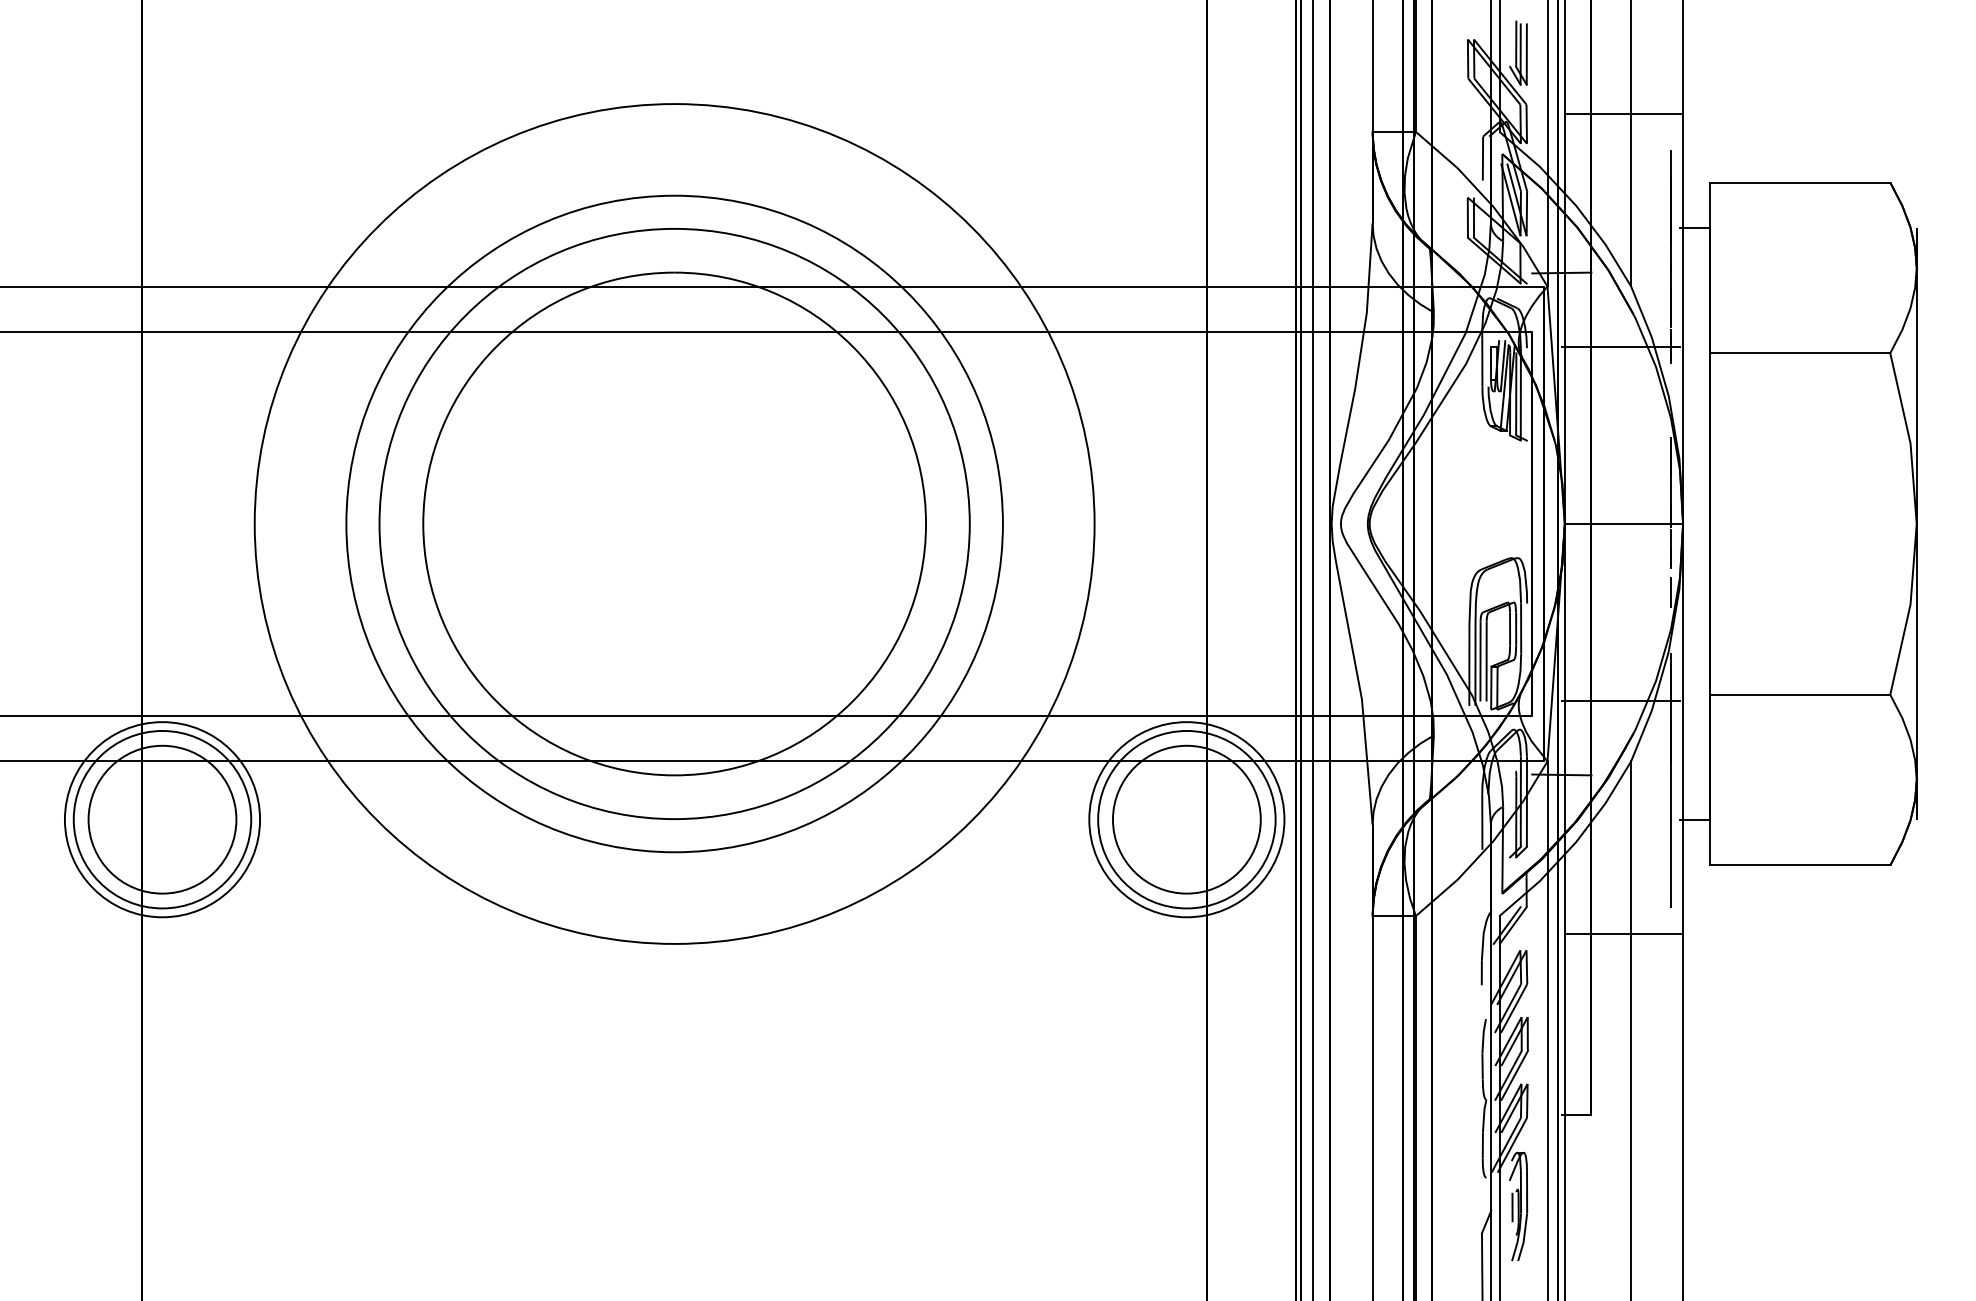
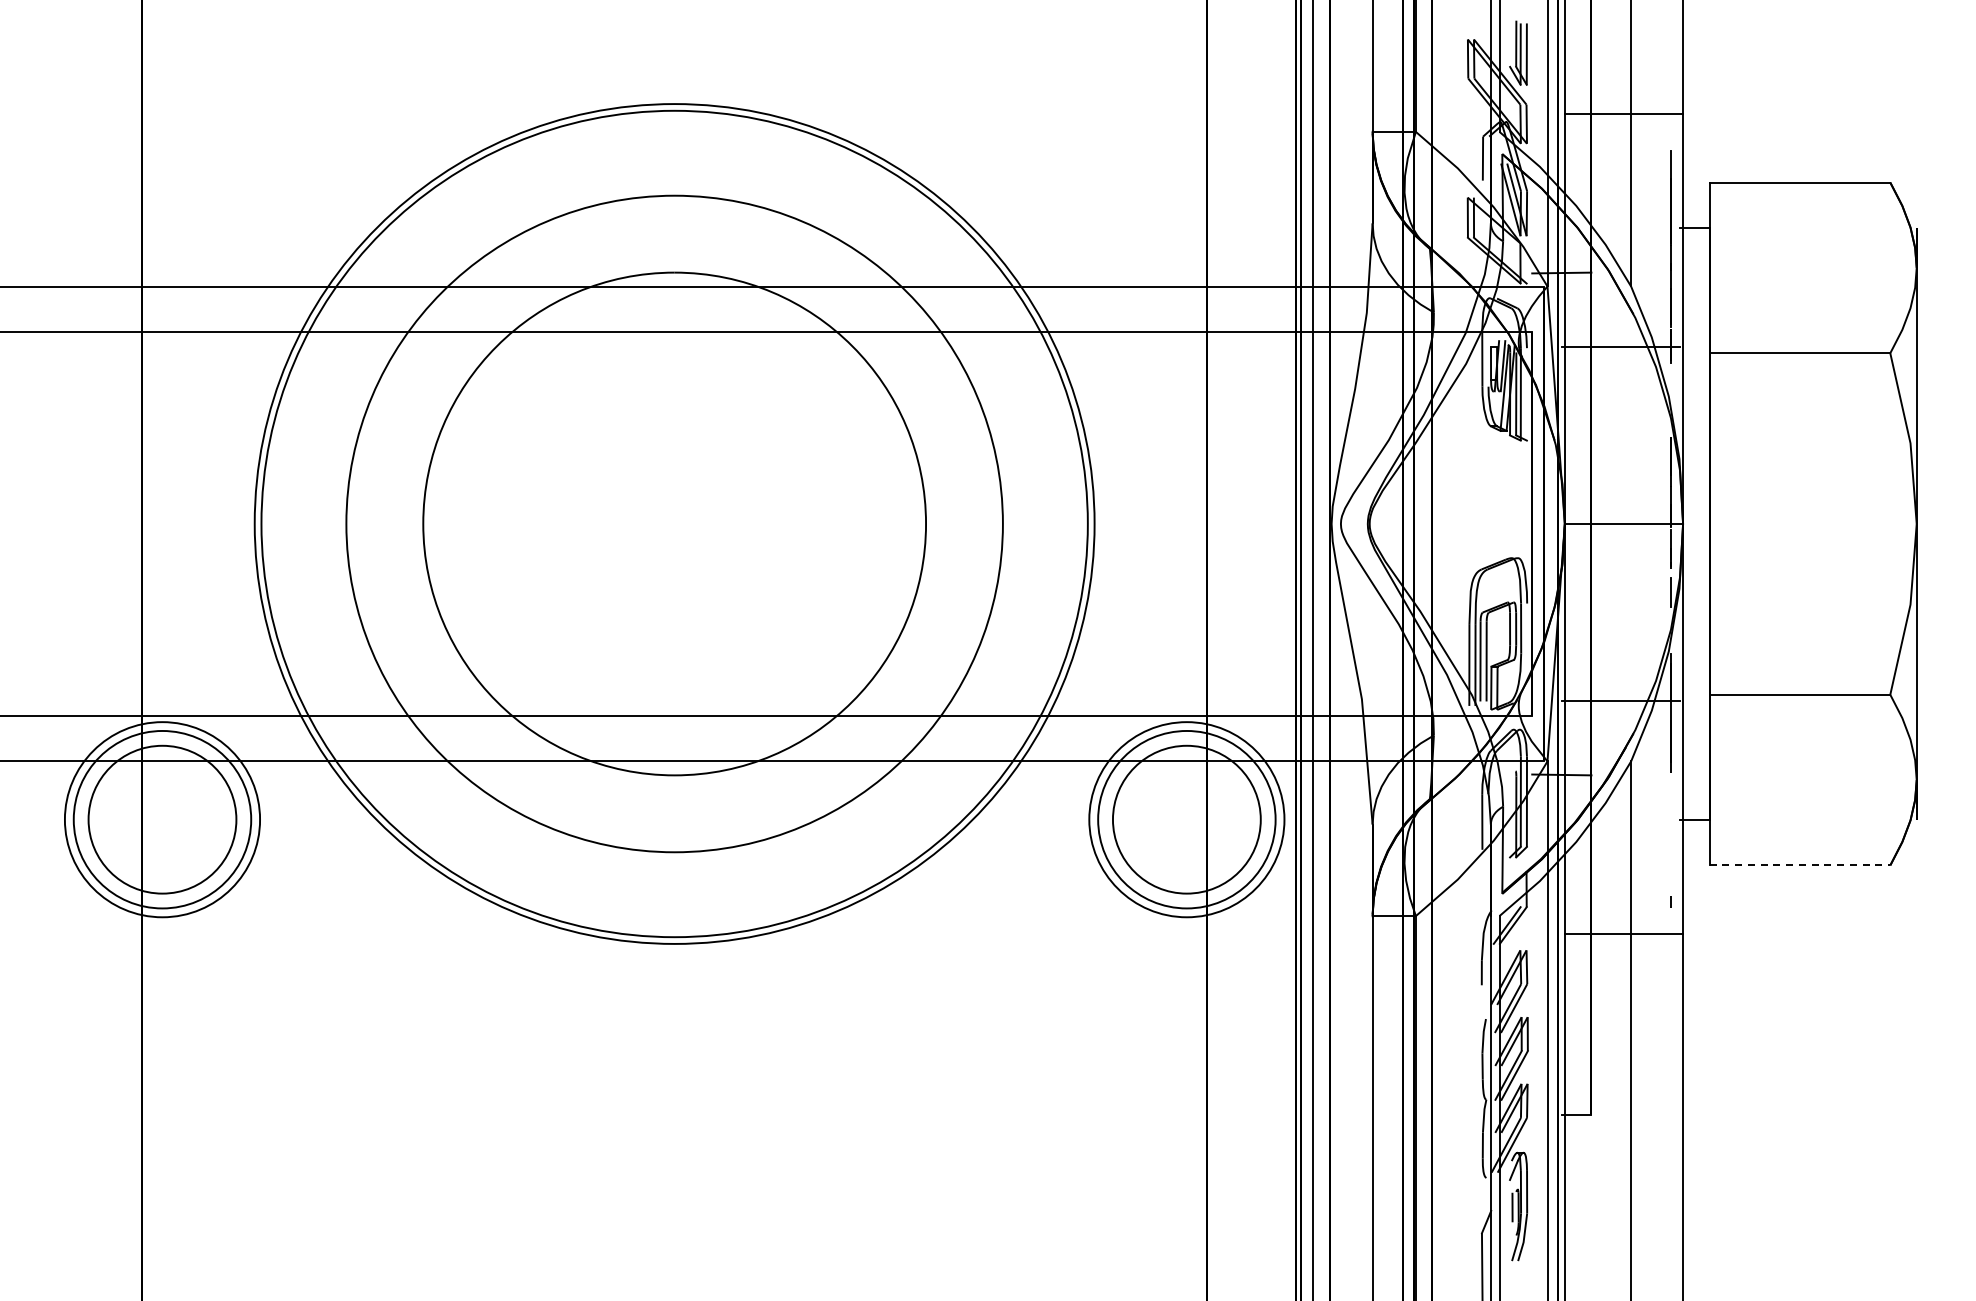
circle diameter: 590 px -> 826 px (674, 523)
line: present -> none (1671, 834)
line: solid -> dashed (1800, 865)
